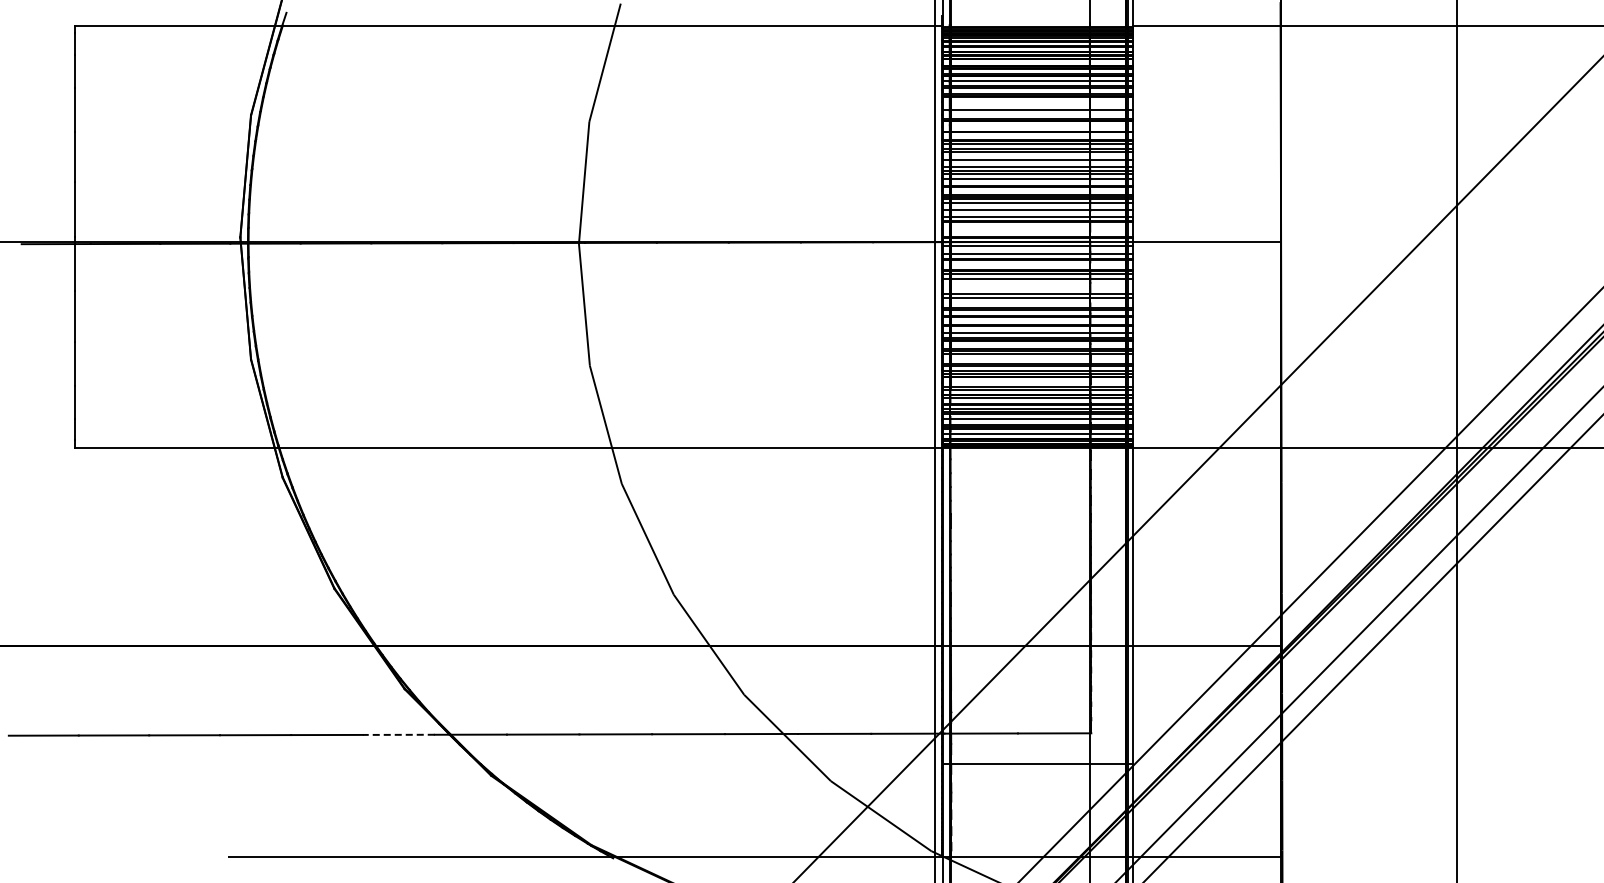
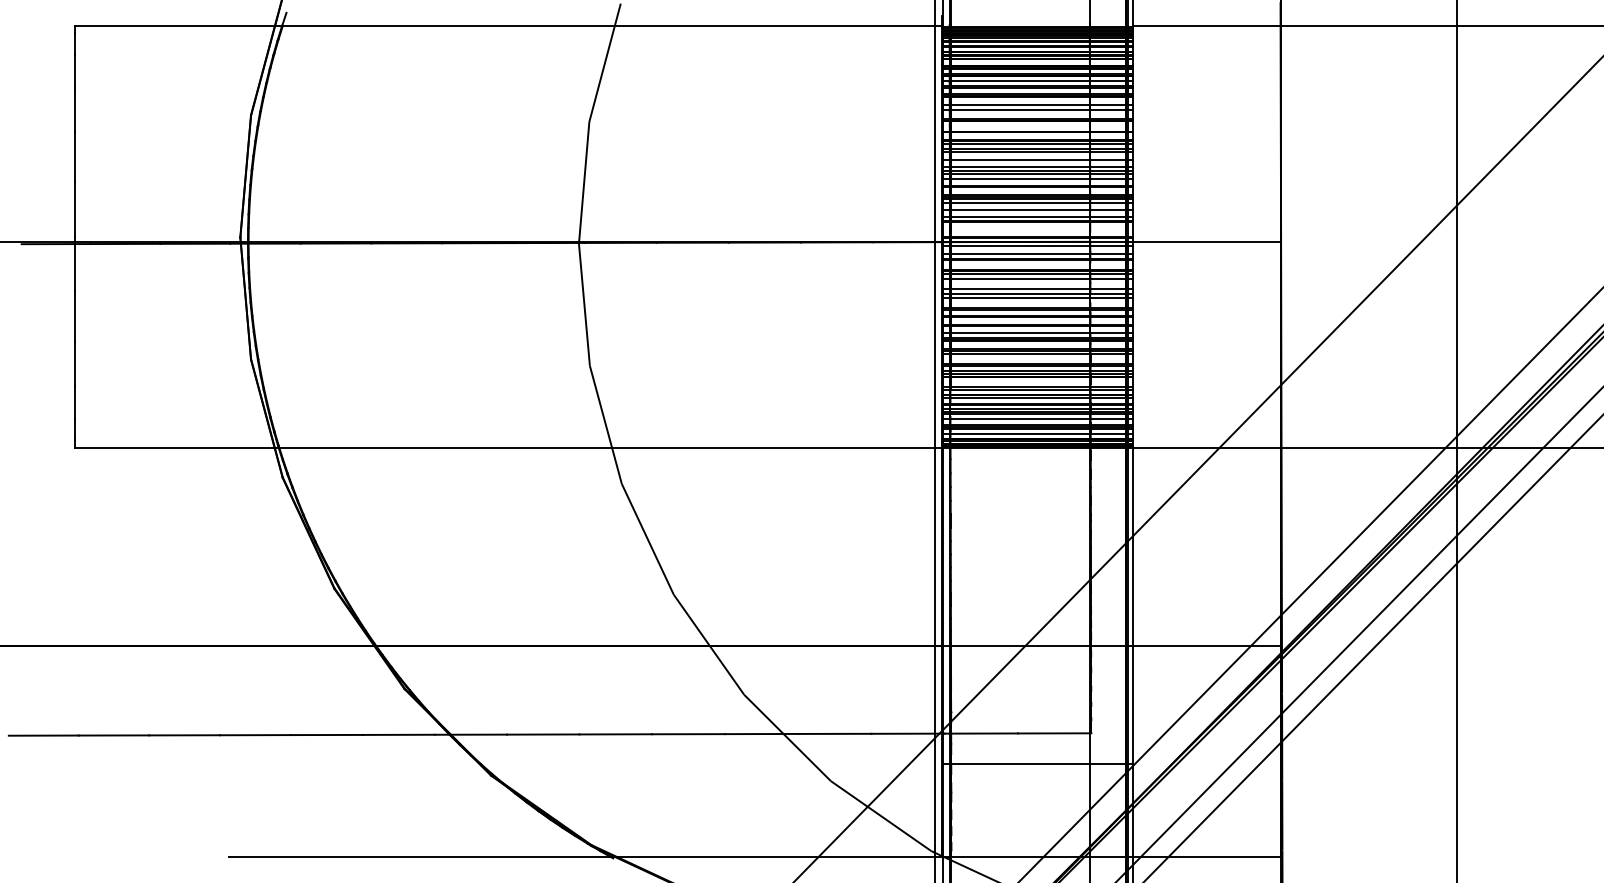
line: none -> present (1037, 104)
line: none -> present (1037, 289)
line: dashed -> solid (398, 734)
